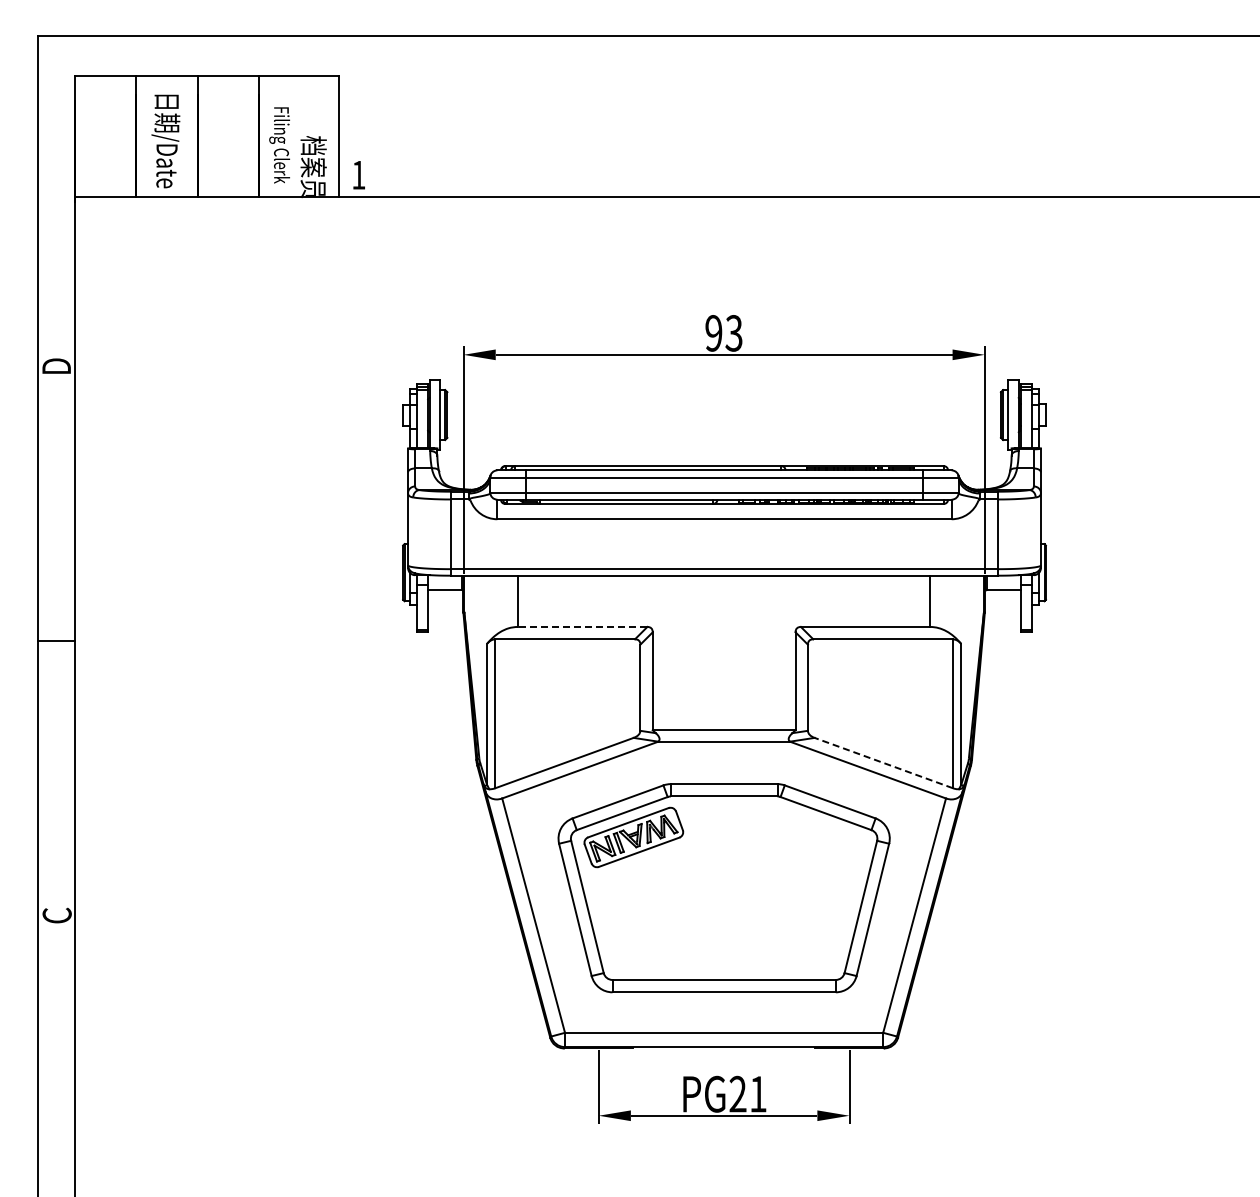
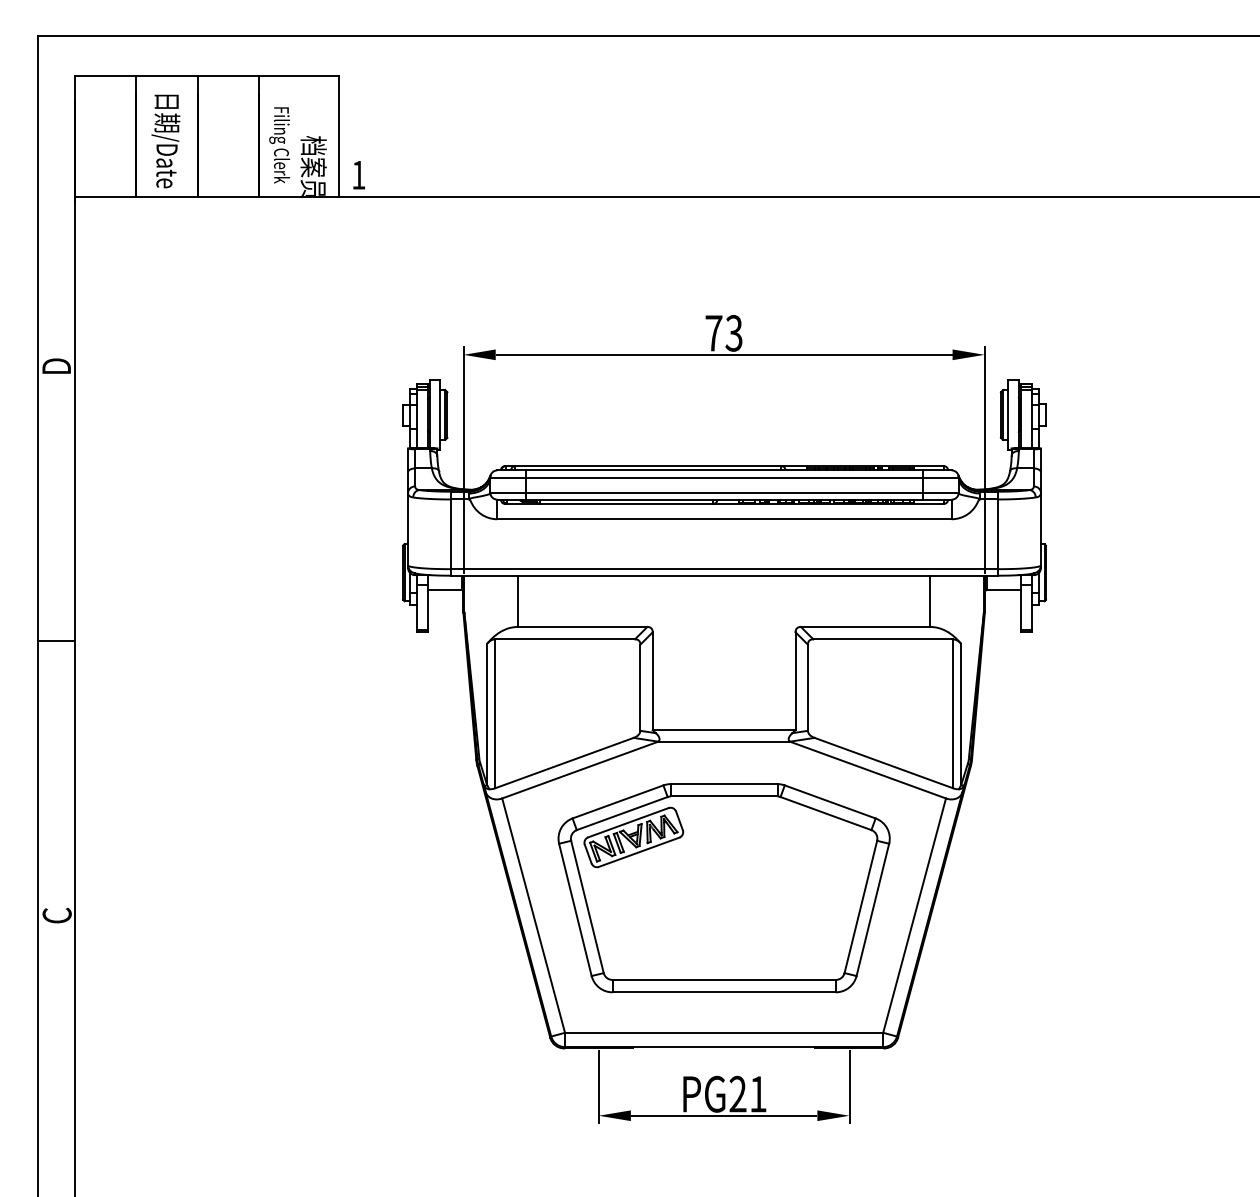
text: 93 -> 73 (713, 333)
line: dashed -> solid (582, 626)
line: dashed -> solid (883, 763)
